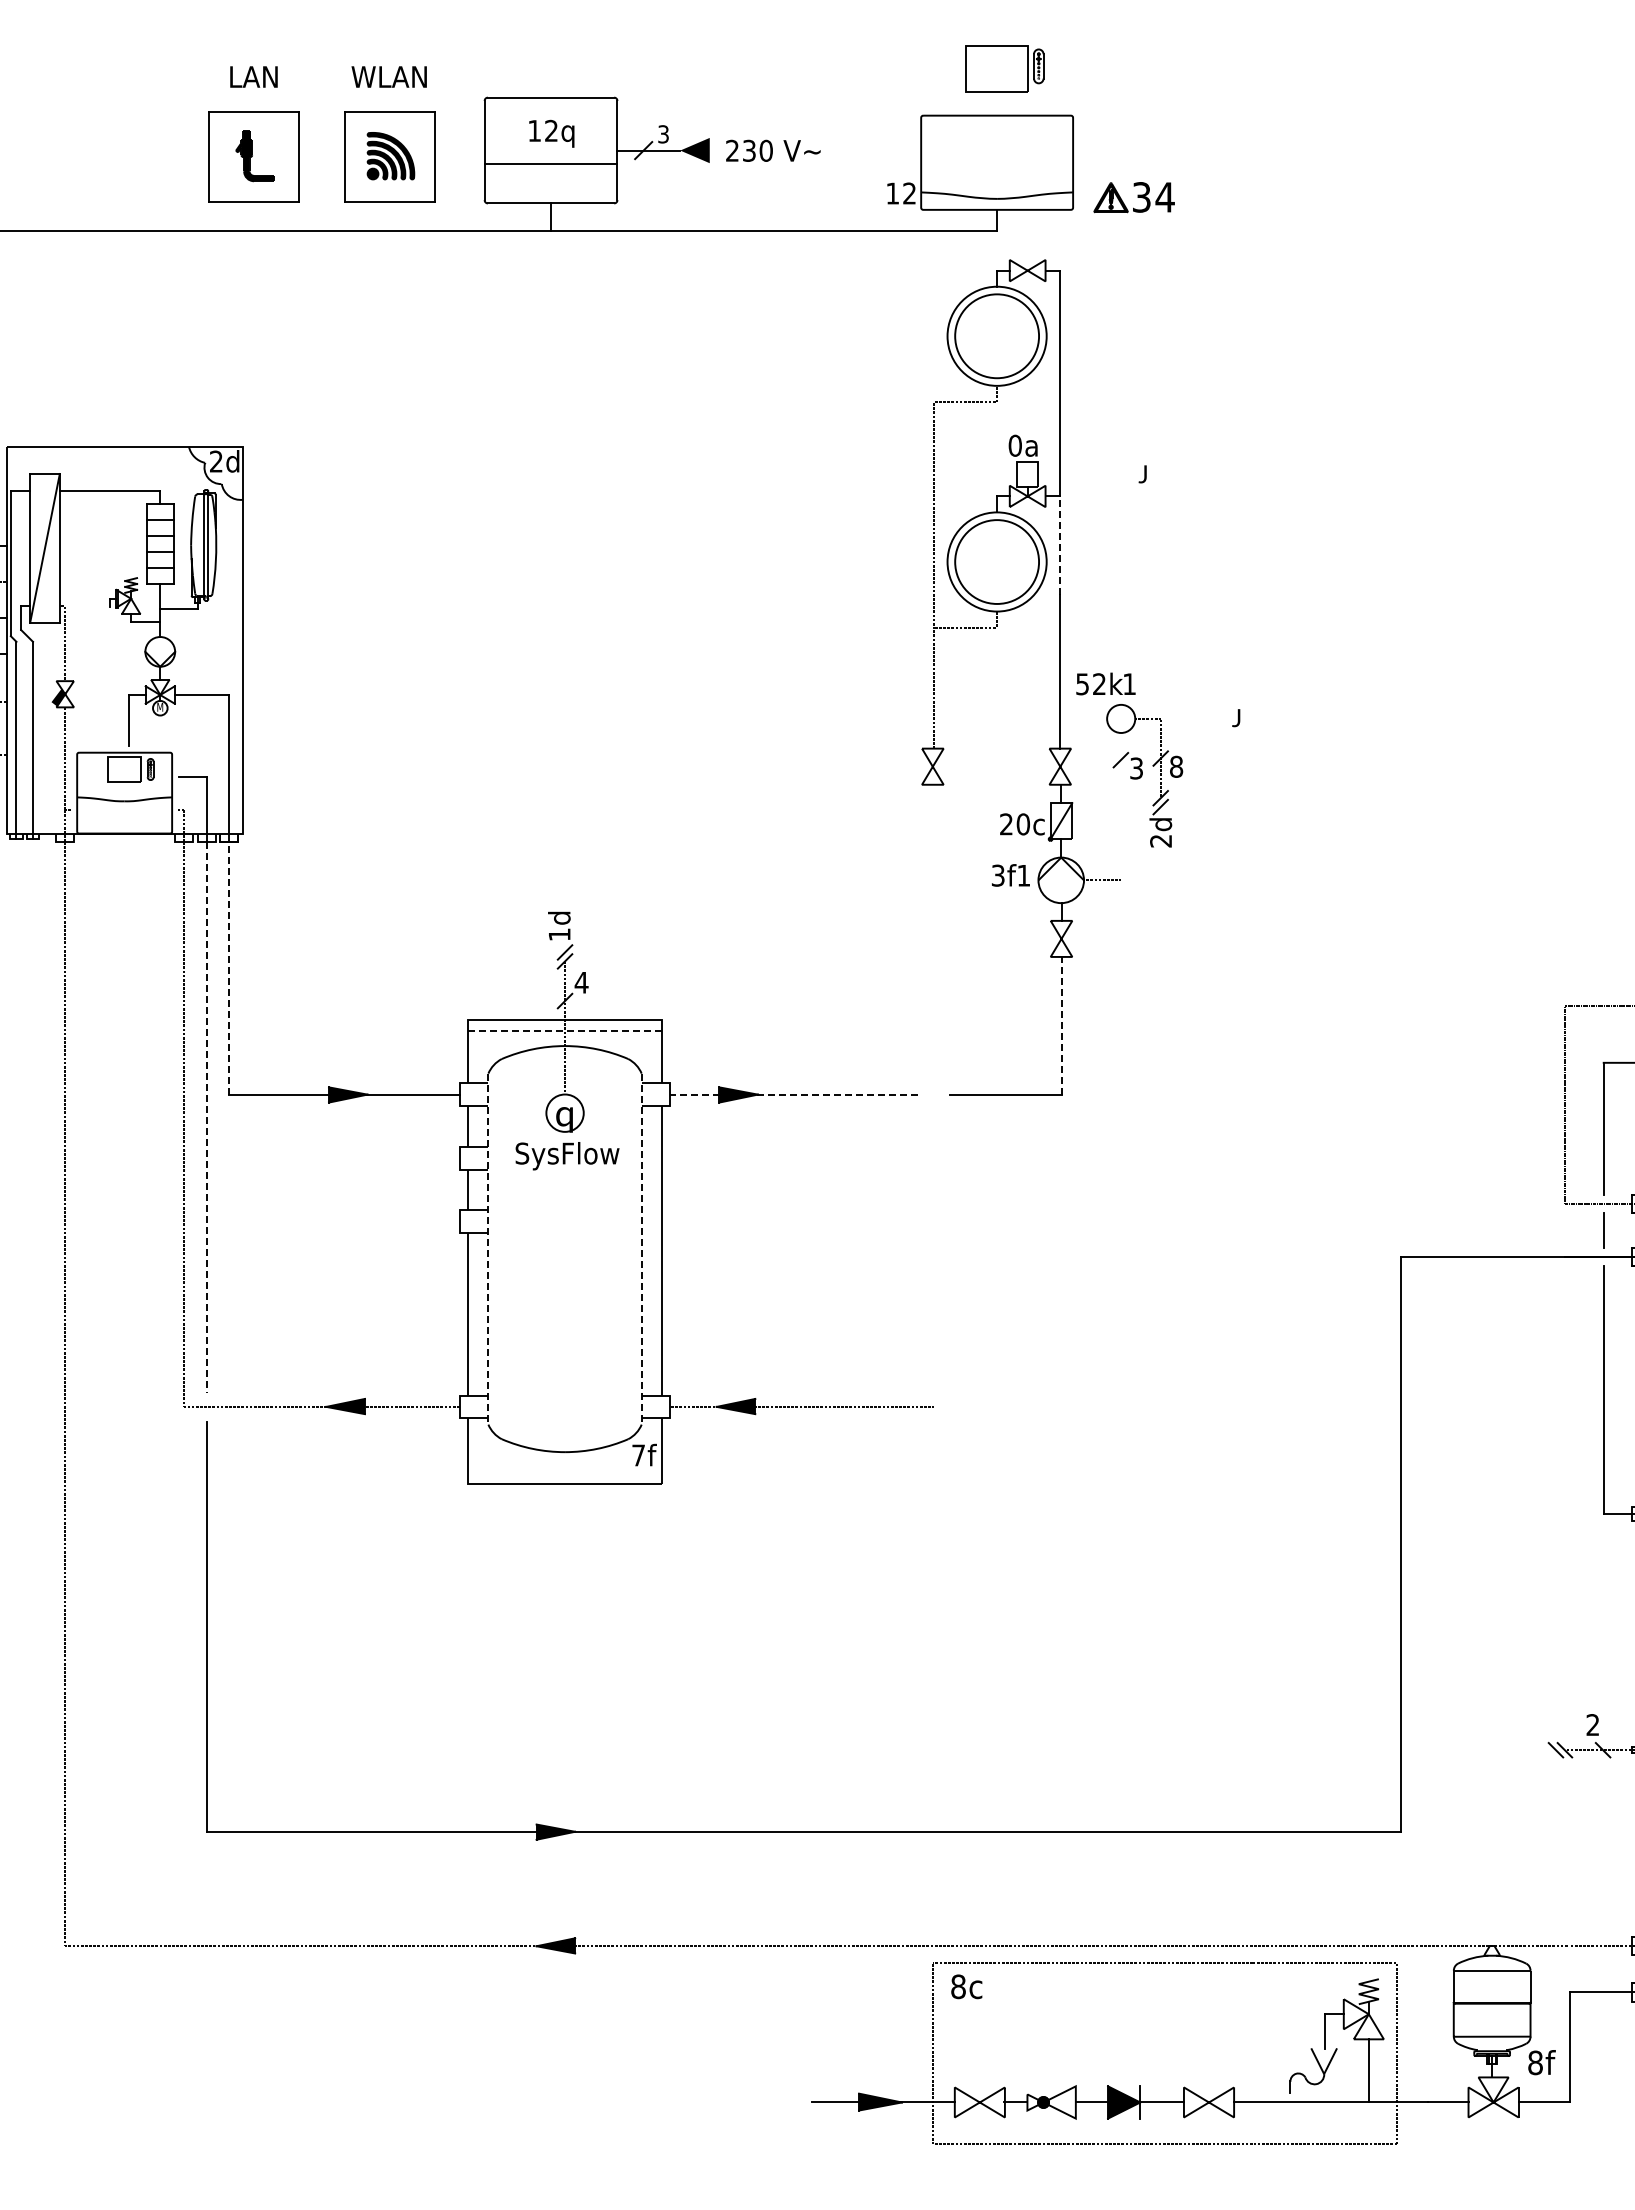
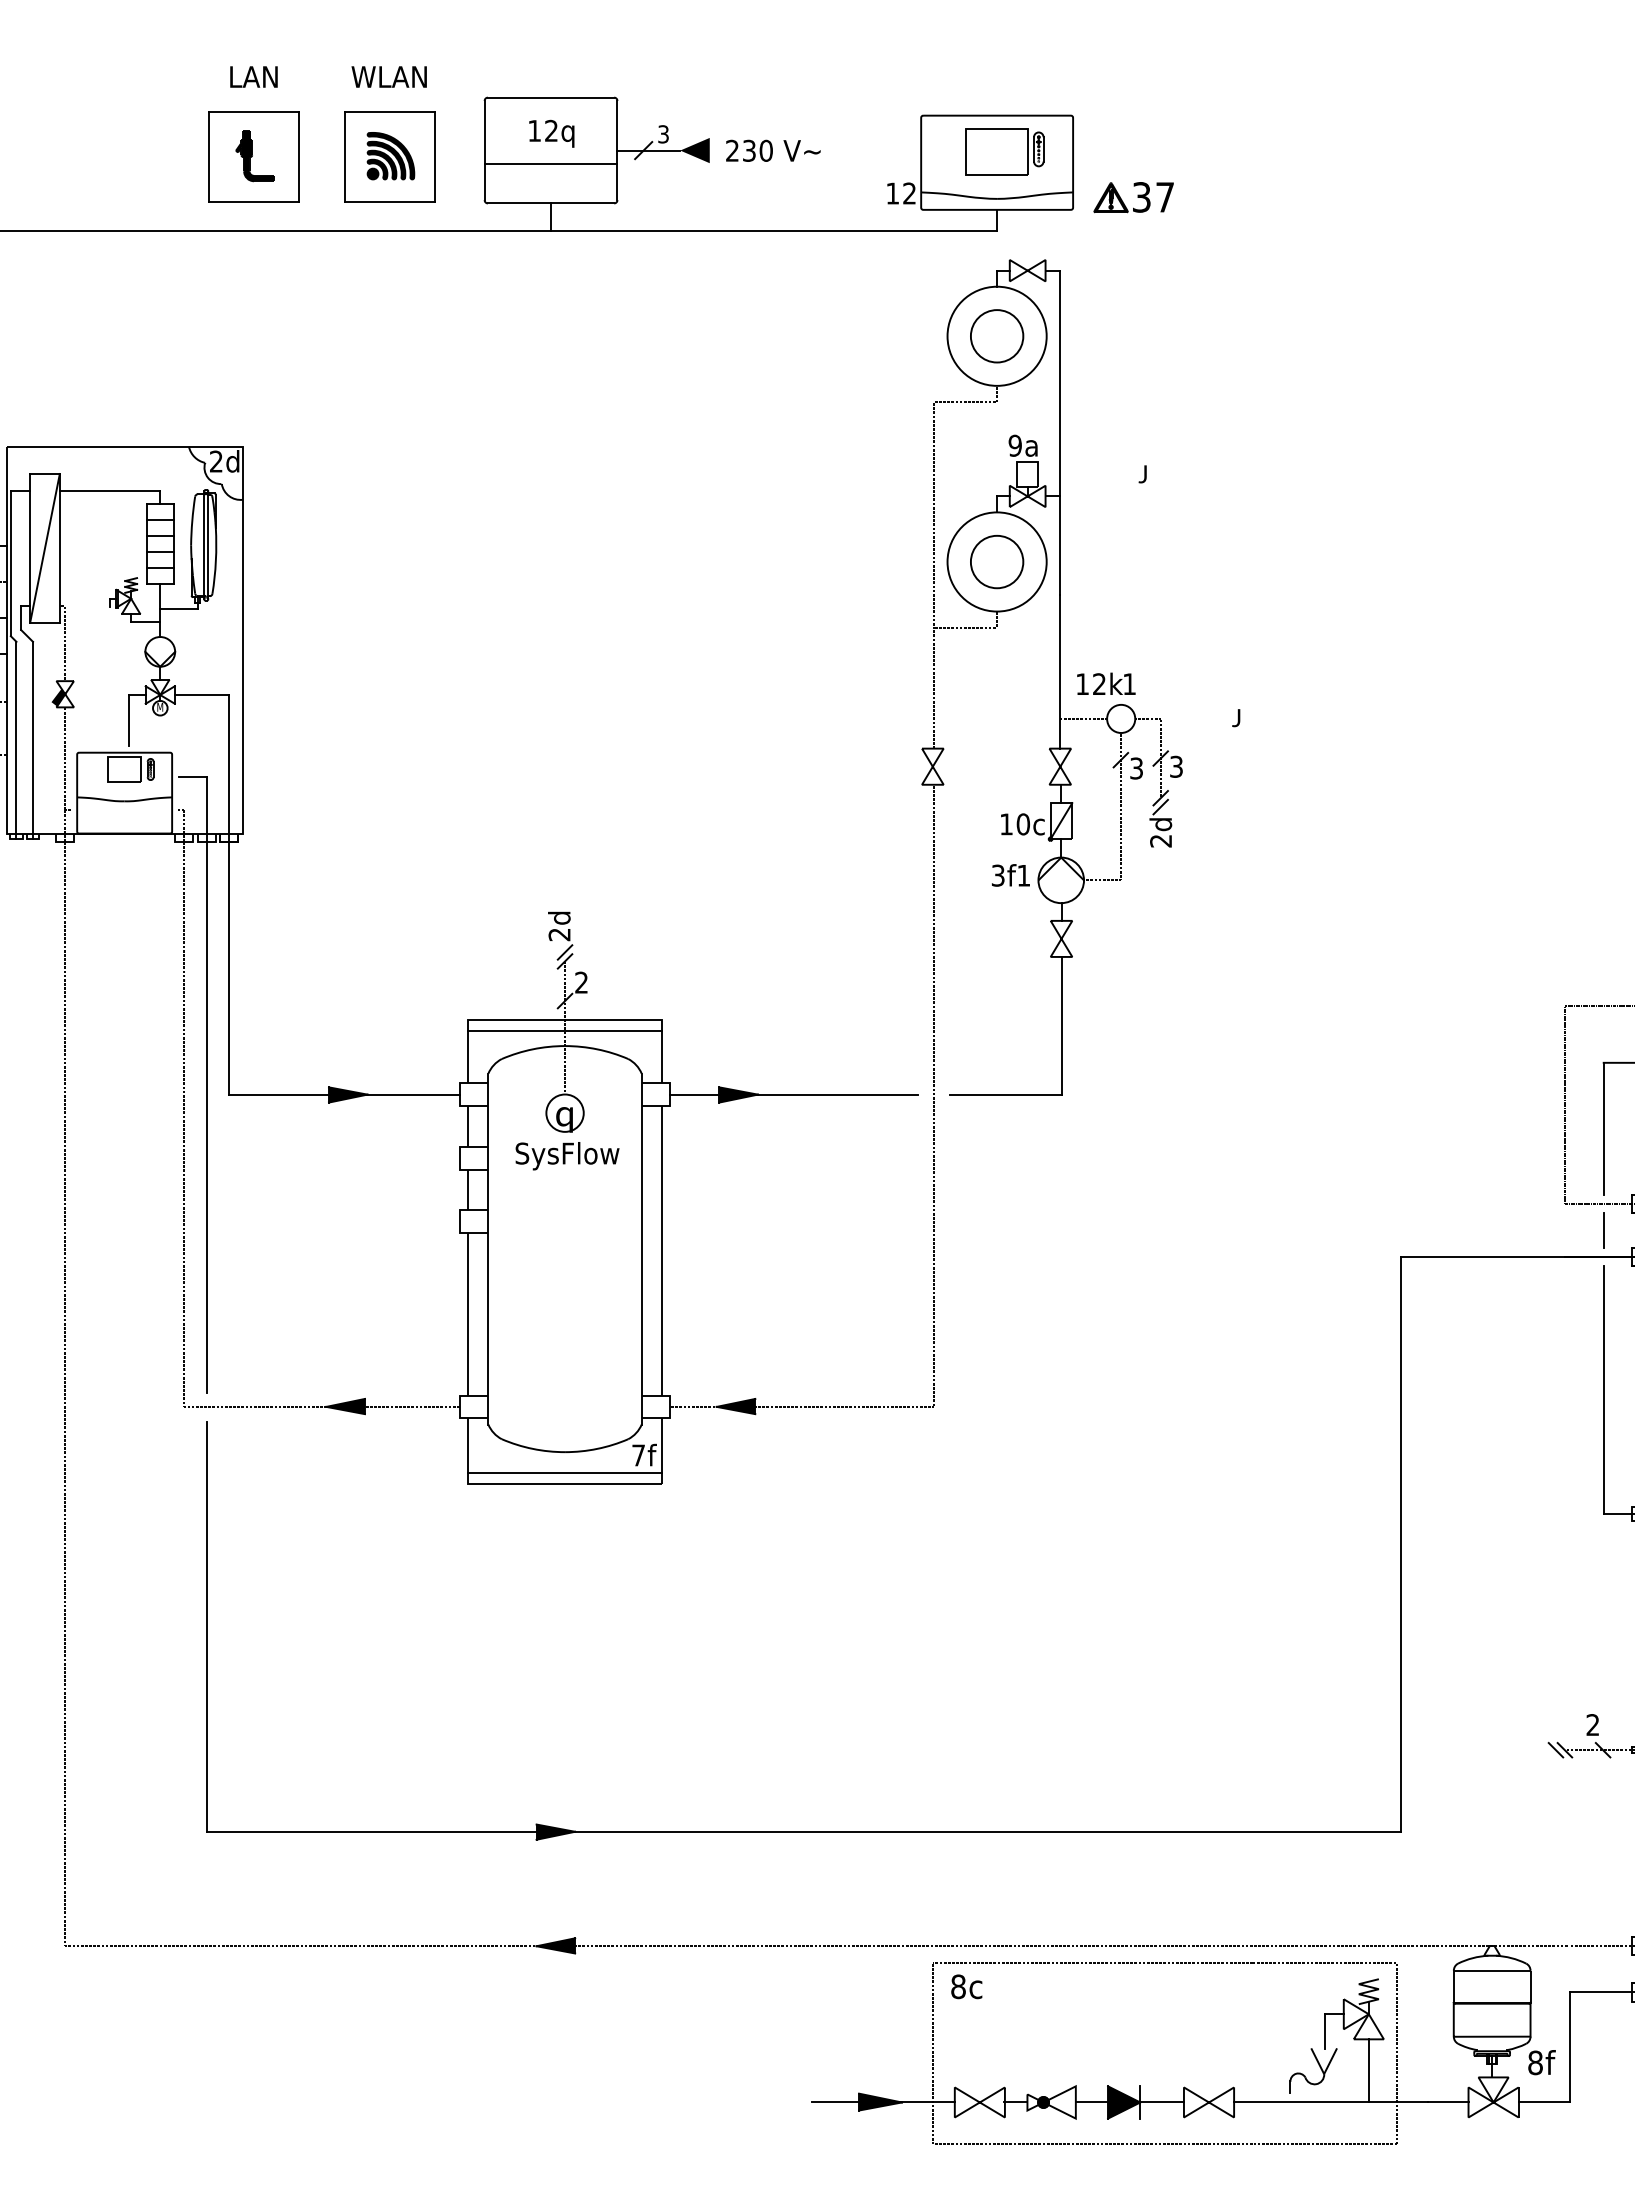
part position: (1004, 68) -> (1004, 151) (1004, 151)
text: 34 -> 37 (1164, 197)
circle diameter: 84 px -> 52 px (996, 336)
text: 0a -> 9a (1014, 445)
line: dashed -> solid (1060, 546)
circle diameter: 84 px -> 52 px (996, 561)
text: 52k -> 12k (1082, 684)
line: none -> present (1083, 718)
text: 8 -> 3 (1176, 766)
line: none -> present (1120, 806)
text: 20c -> 10c (1006, 824)
text: 1d -> 2d (559, 934)
line: dashed -> solid (229, 968)
text: 4 -> 2 (581, 982)
line: dashed -> solid (1061, 1025)
line: dashed -> solid (565, 1031)
line: dashed -> solid (793, 1094)
line: none -> present (933, 1095)
line: dashed -> solid (206, 1117)
line: dashed -> solid (488, 1249)
line: dashed -> solid (641, 1249)
line: none -> present (564, 1473)
